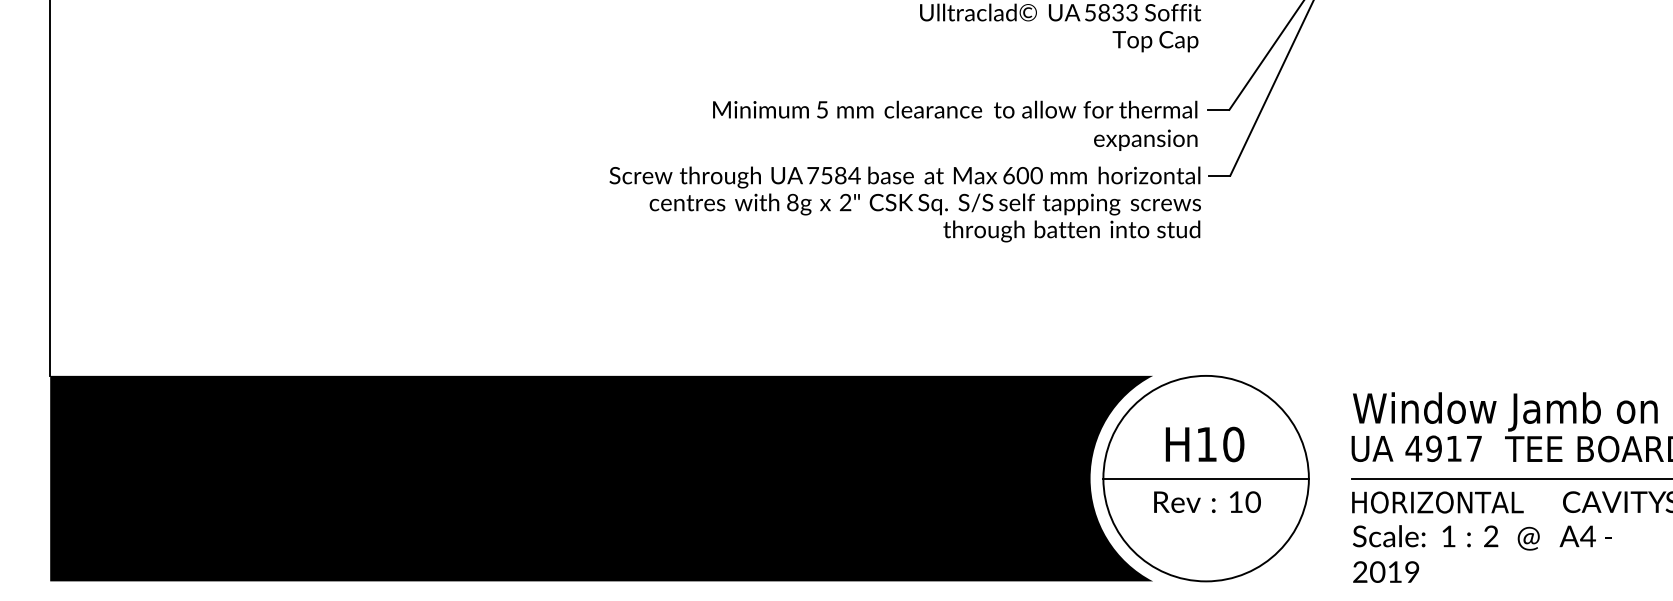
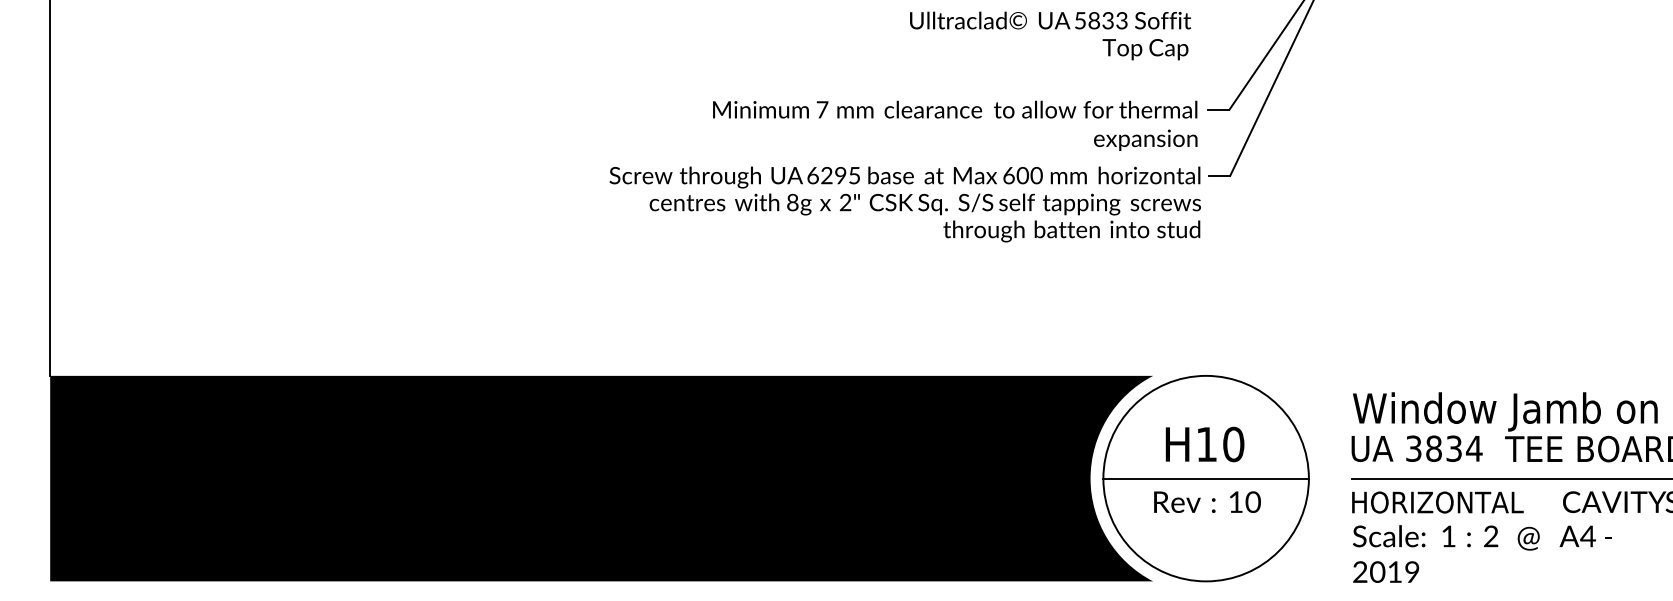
text position: (1060, 27) -> (1050, 35) (1050, 35)
text: 5 -> 7 (822, 109)
text: 7584 -> 6295 (833, 175)
text: 4917 -> 3834 (1443, 448)
